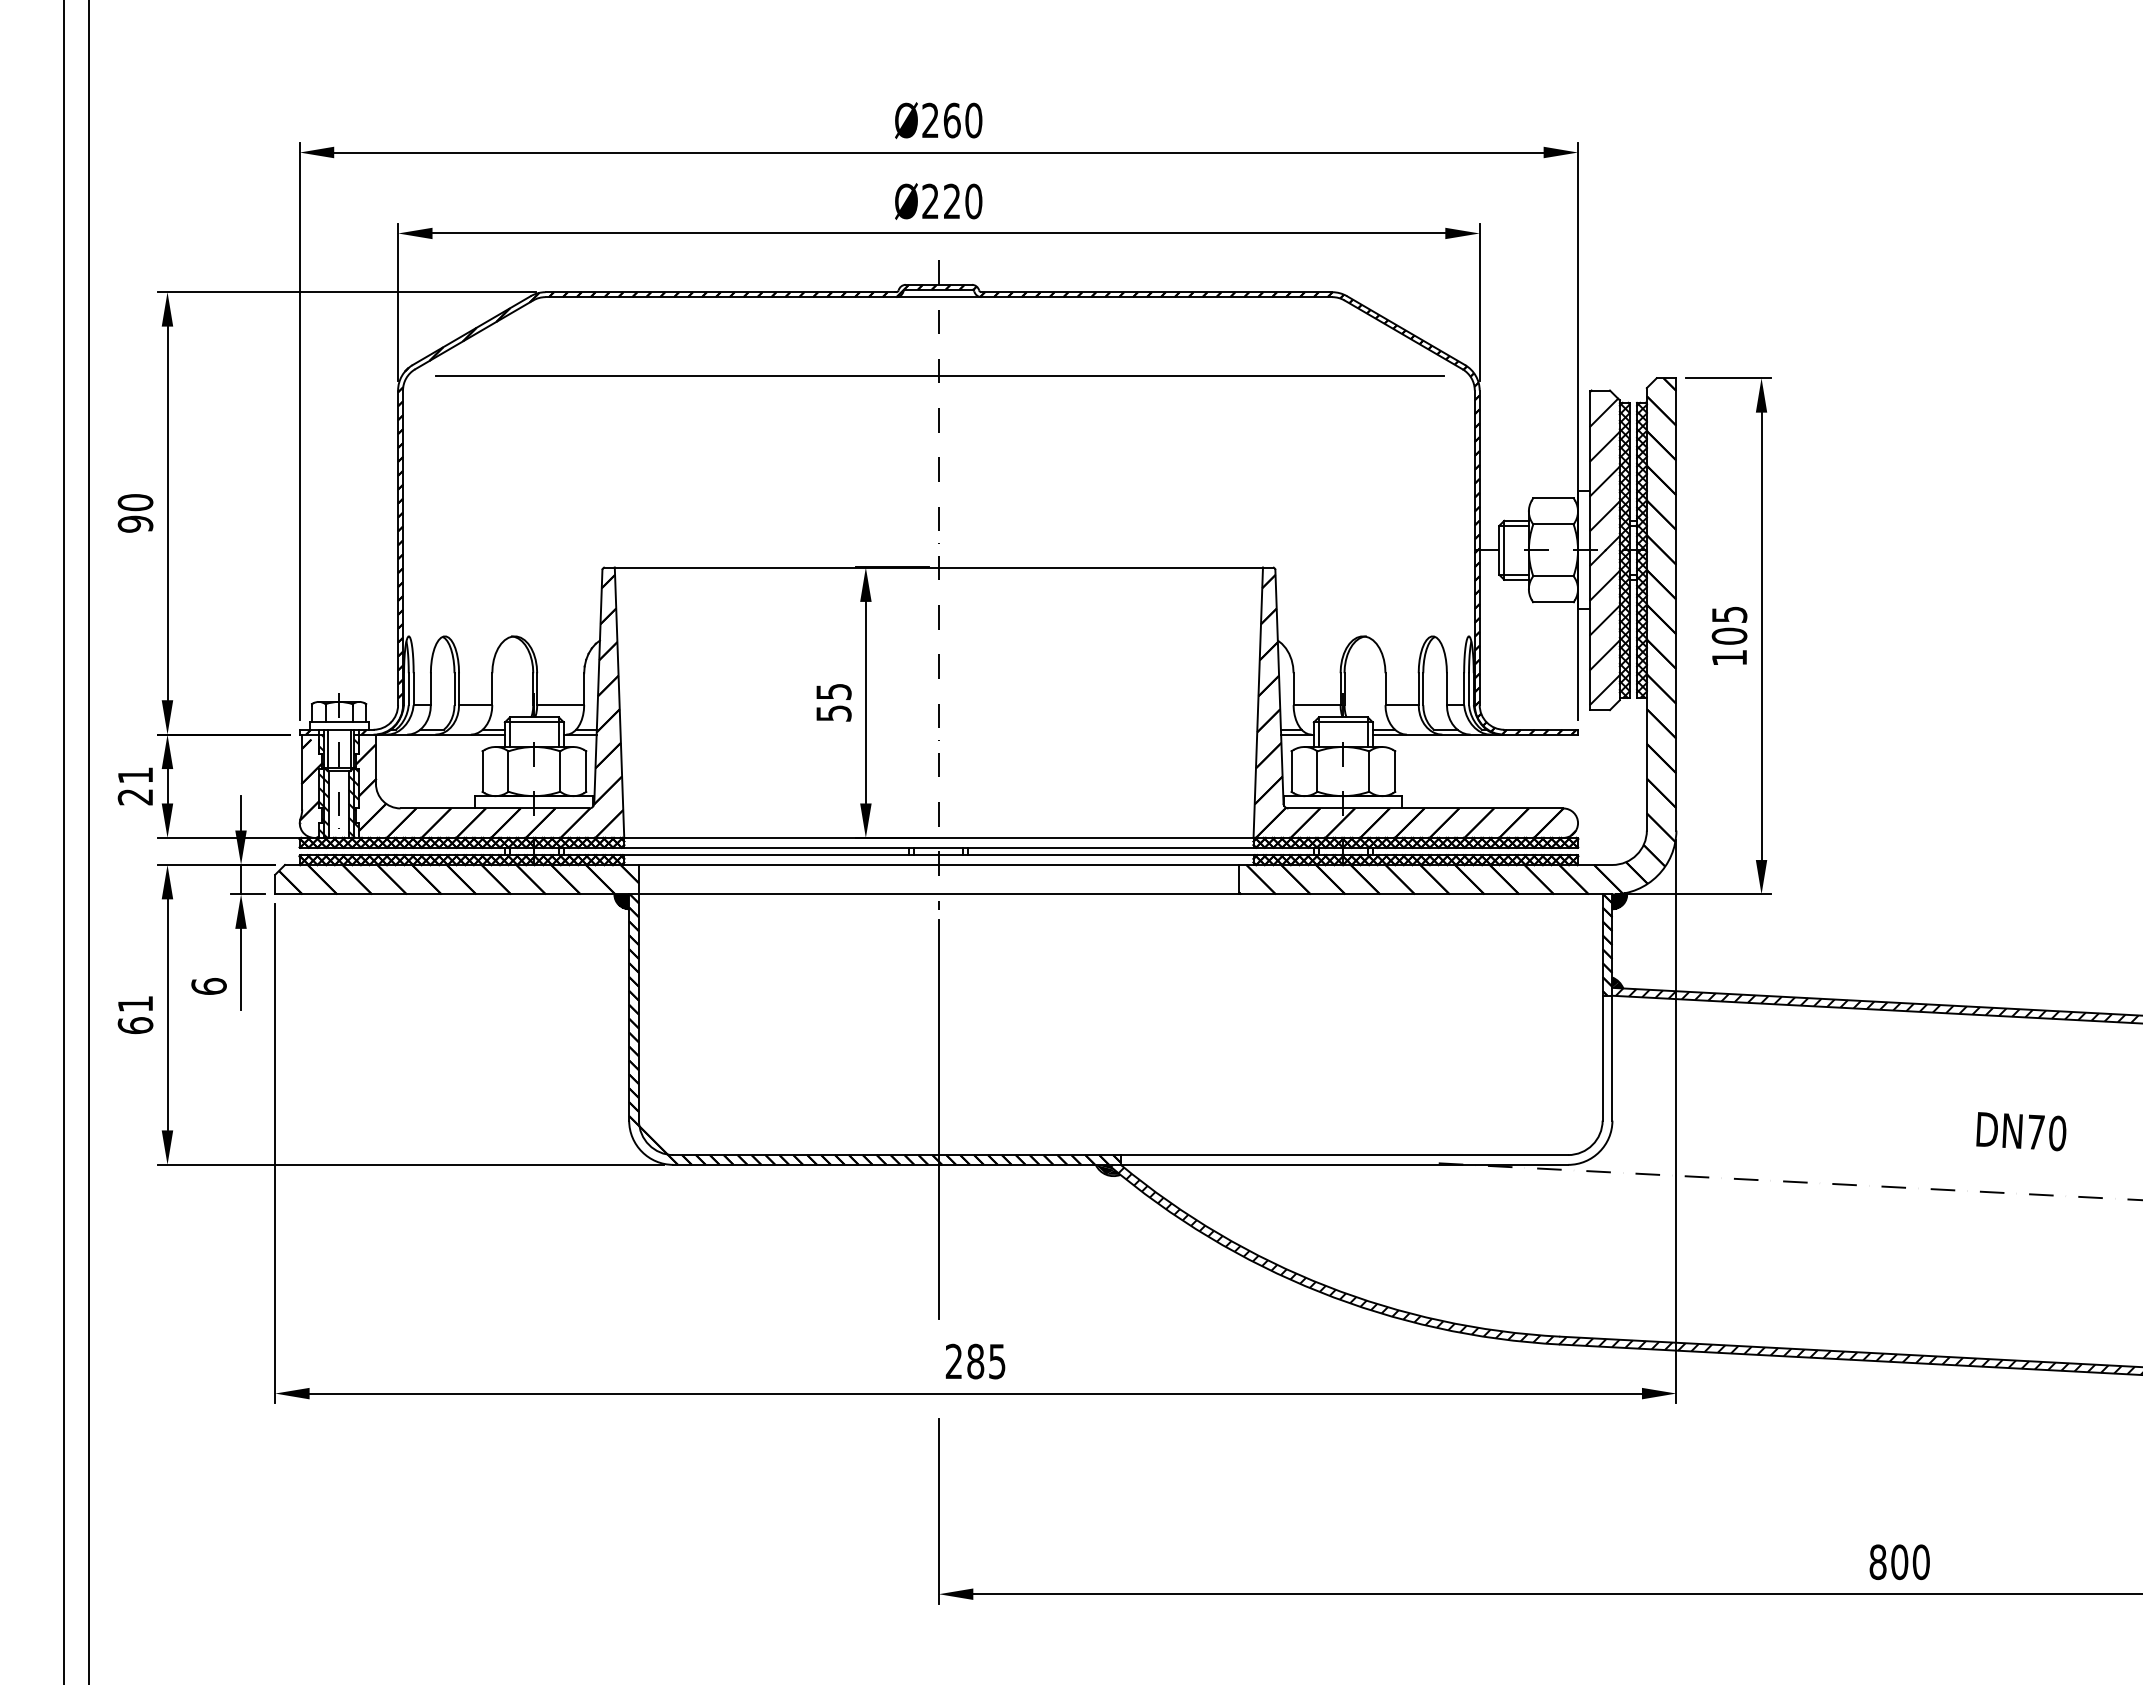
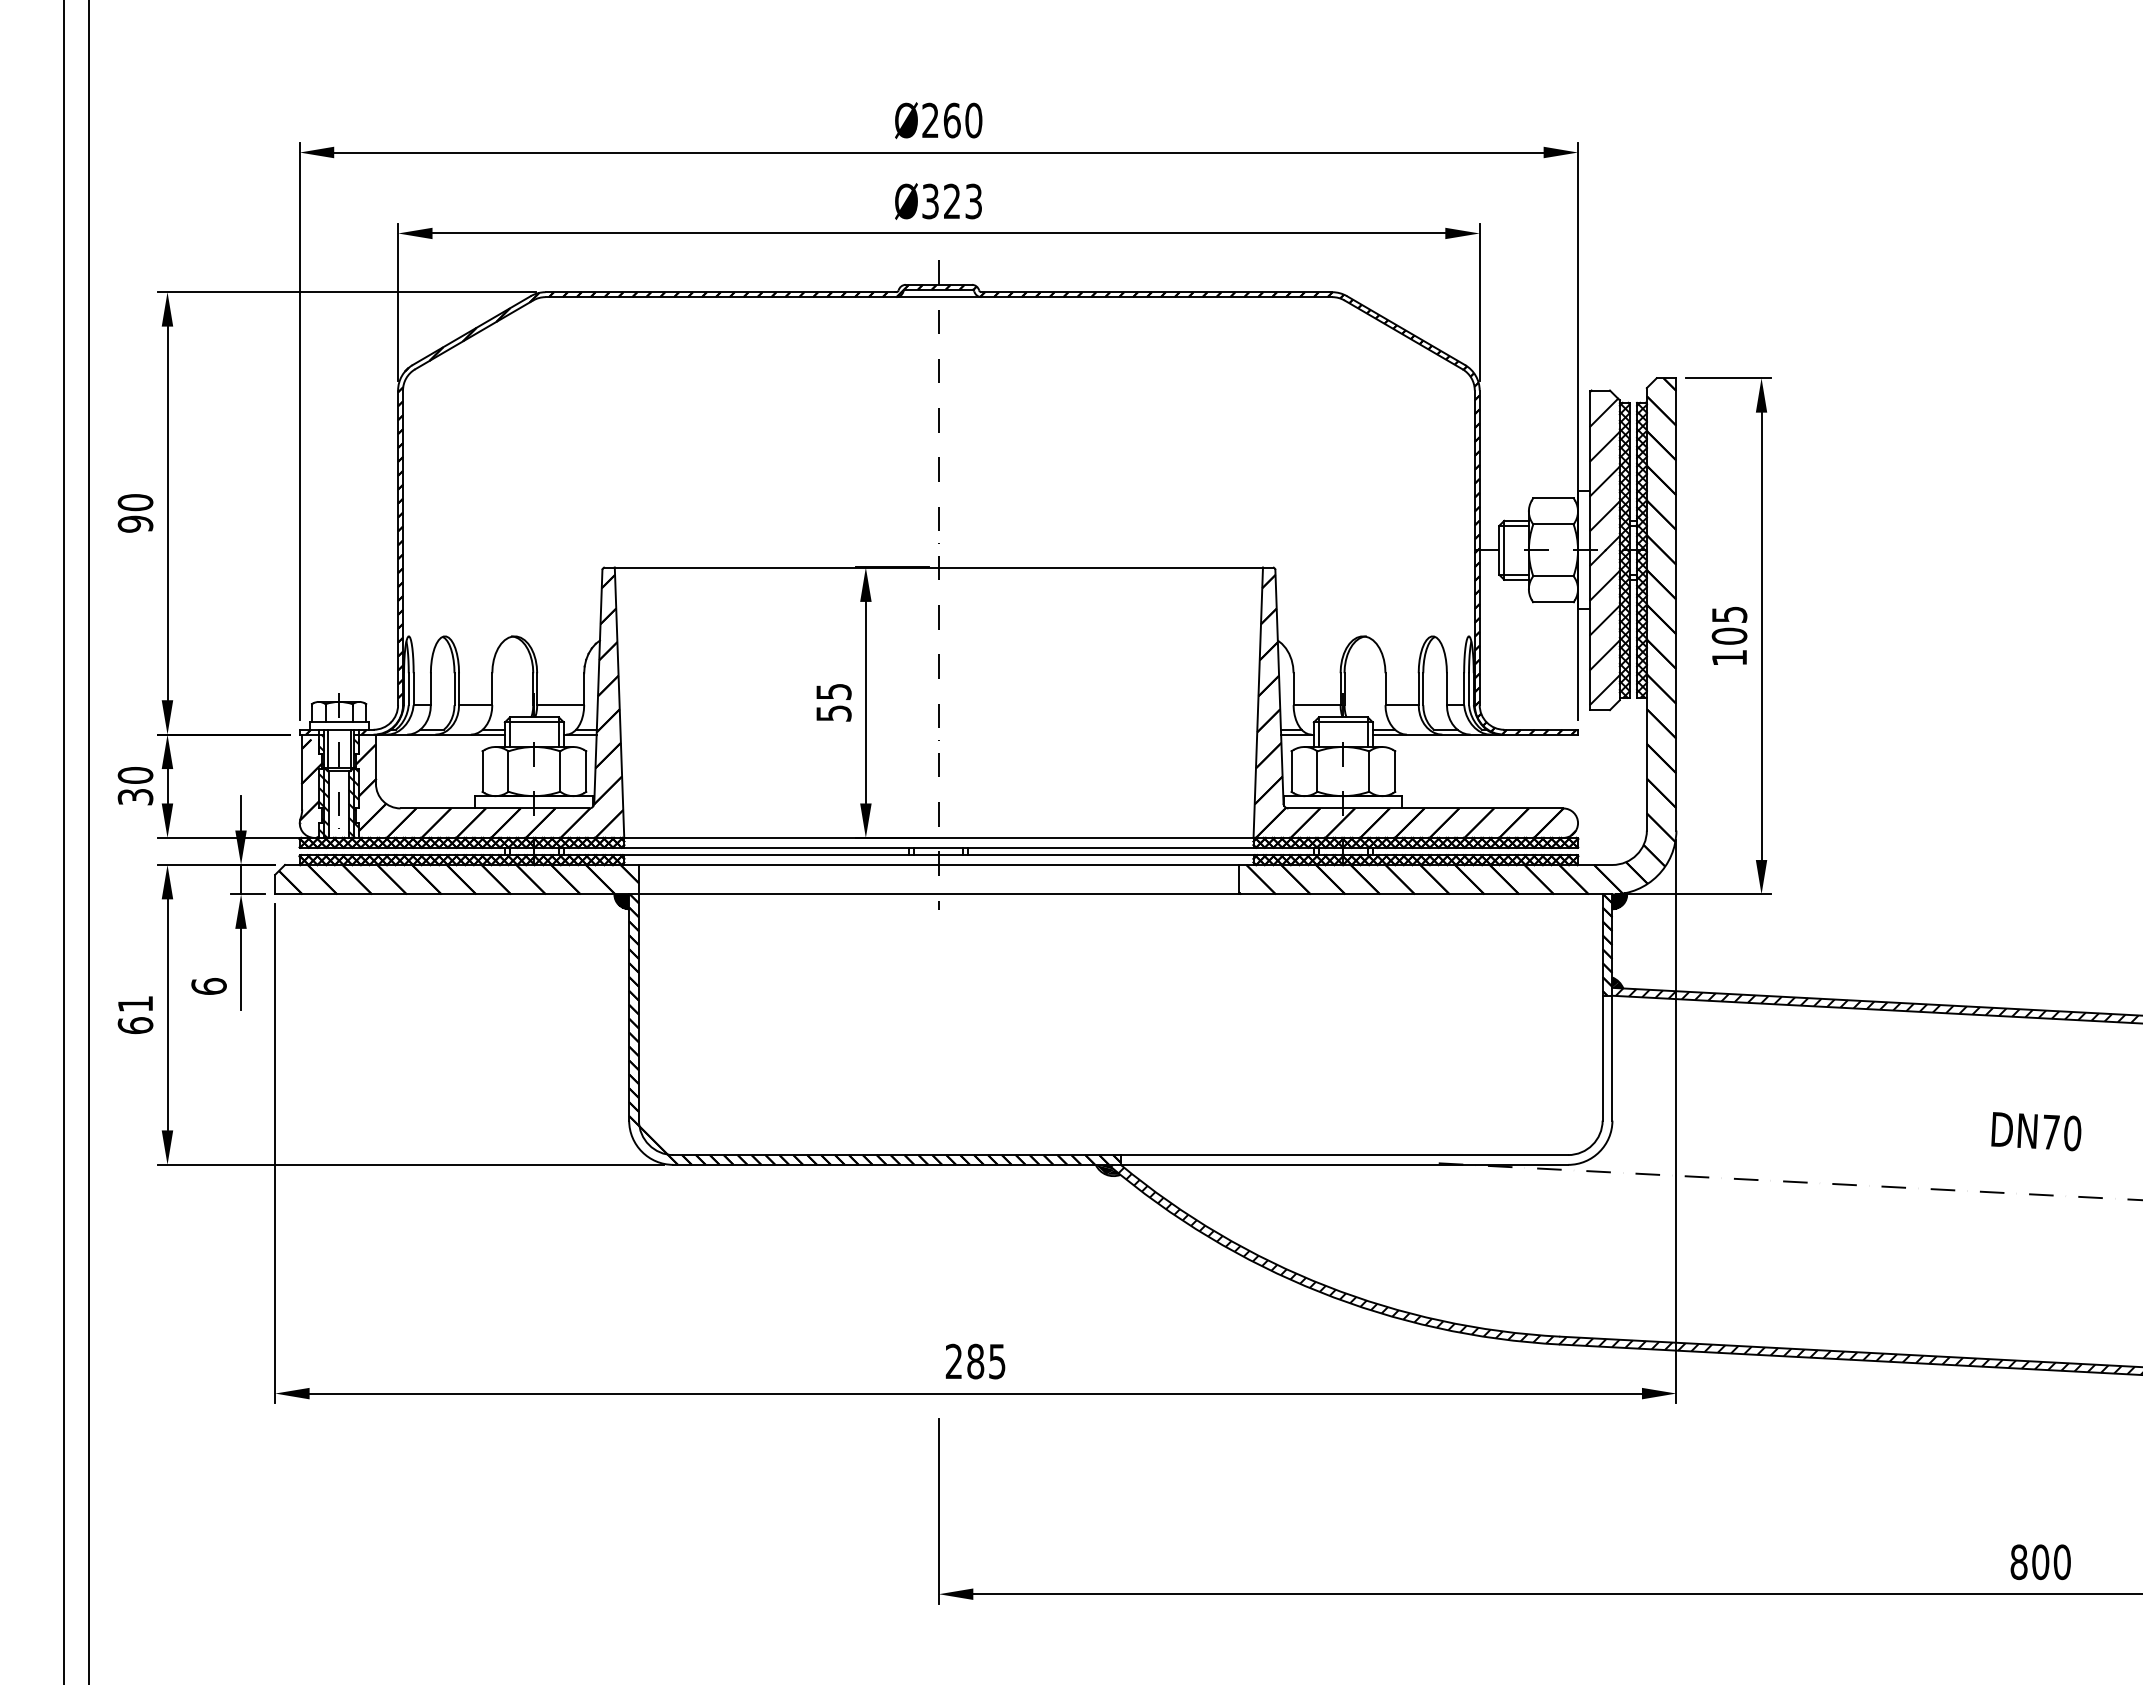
text: Ø220 -> Ø323 (952, 201)
line: present -> none (939, 375)
text: 21 -> 30 (135, 786)
line: present -> none (938, 1119)
text position: (2021, 1131) -> (2036, 1131) (2036, 1131)
text position: (1899, 1562) -> (2040, 1562) (2040, 1562)
